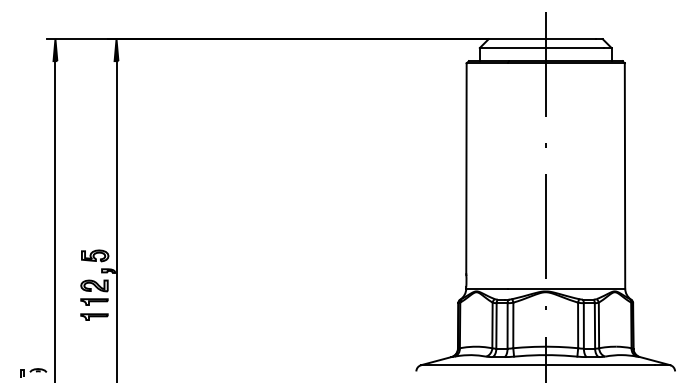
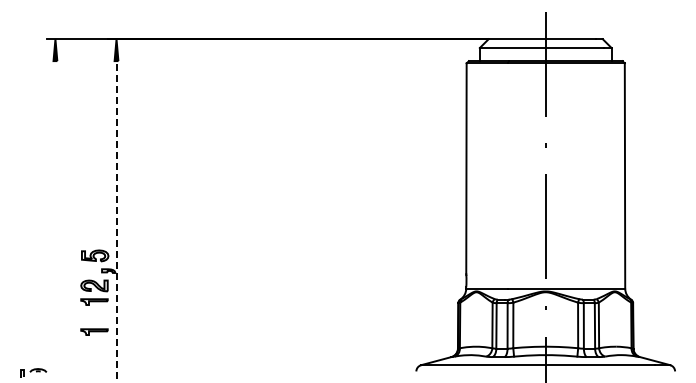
line: present -> none (55, 220)
line: solid -> dashed (116, 221)
part position: (94, 316) -> (94, 331) (94, 331)
